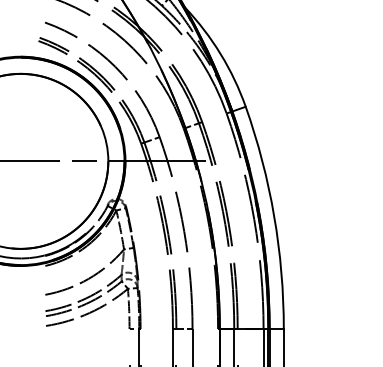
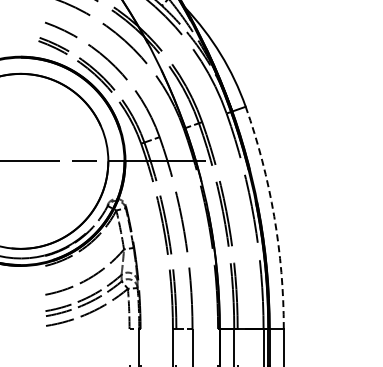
arc: solid -> dashed (274, 216)
